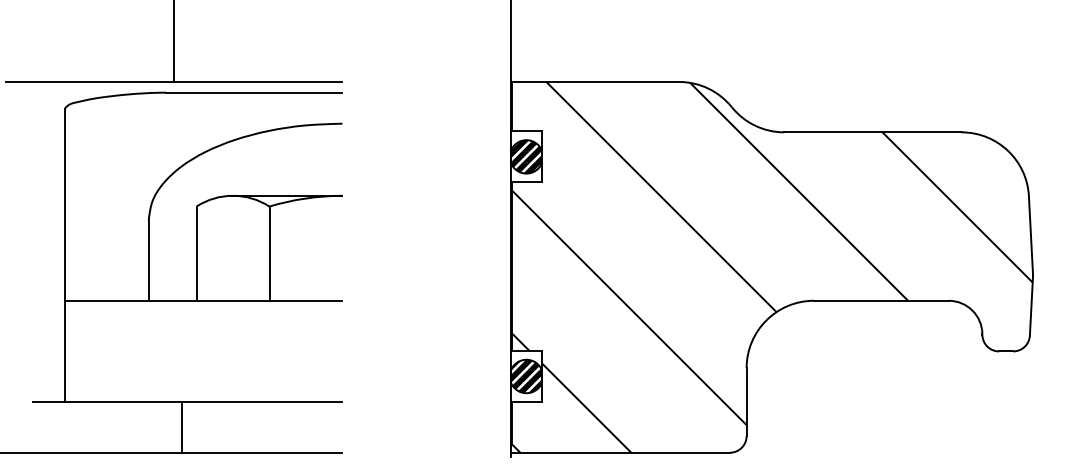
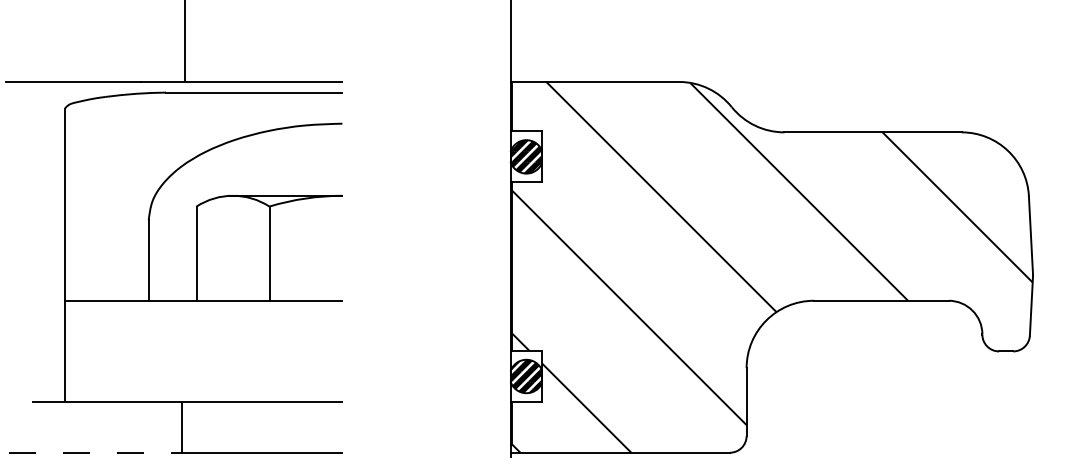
line position: (174, 41) -> (185, 41) (185, 41)
line: solid -> dashed (91, 452)
